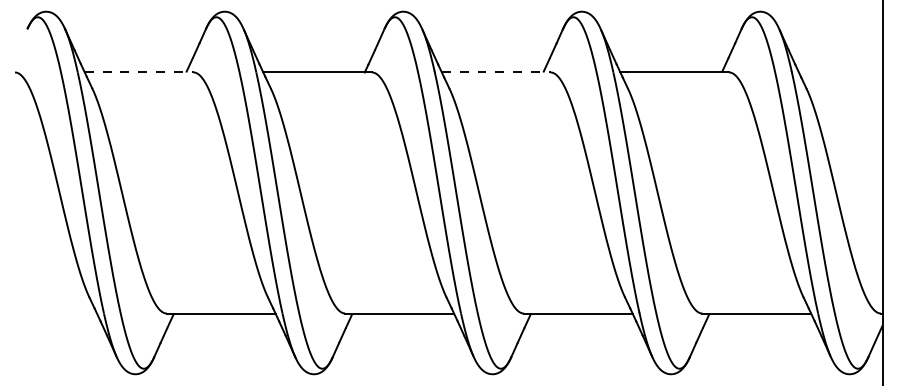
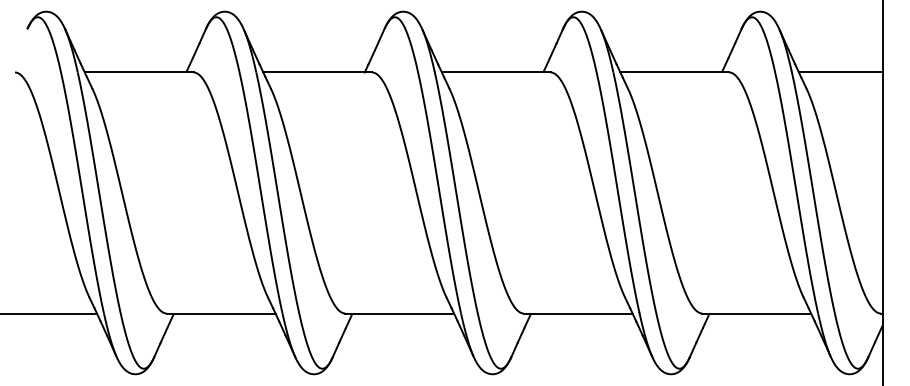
line: dashed -> solid (139, 72)
line: dashed -> solid (496, 72)
line: none -> present (840, 72)
line: none -> present (49, 313)
